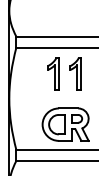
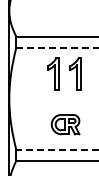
line: solid -> dashed (57, 47)
part size: 49x35 px -> 31x22 px (65, 124)
line: solid -> dashed (57, 149)
